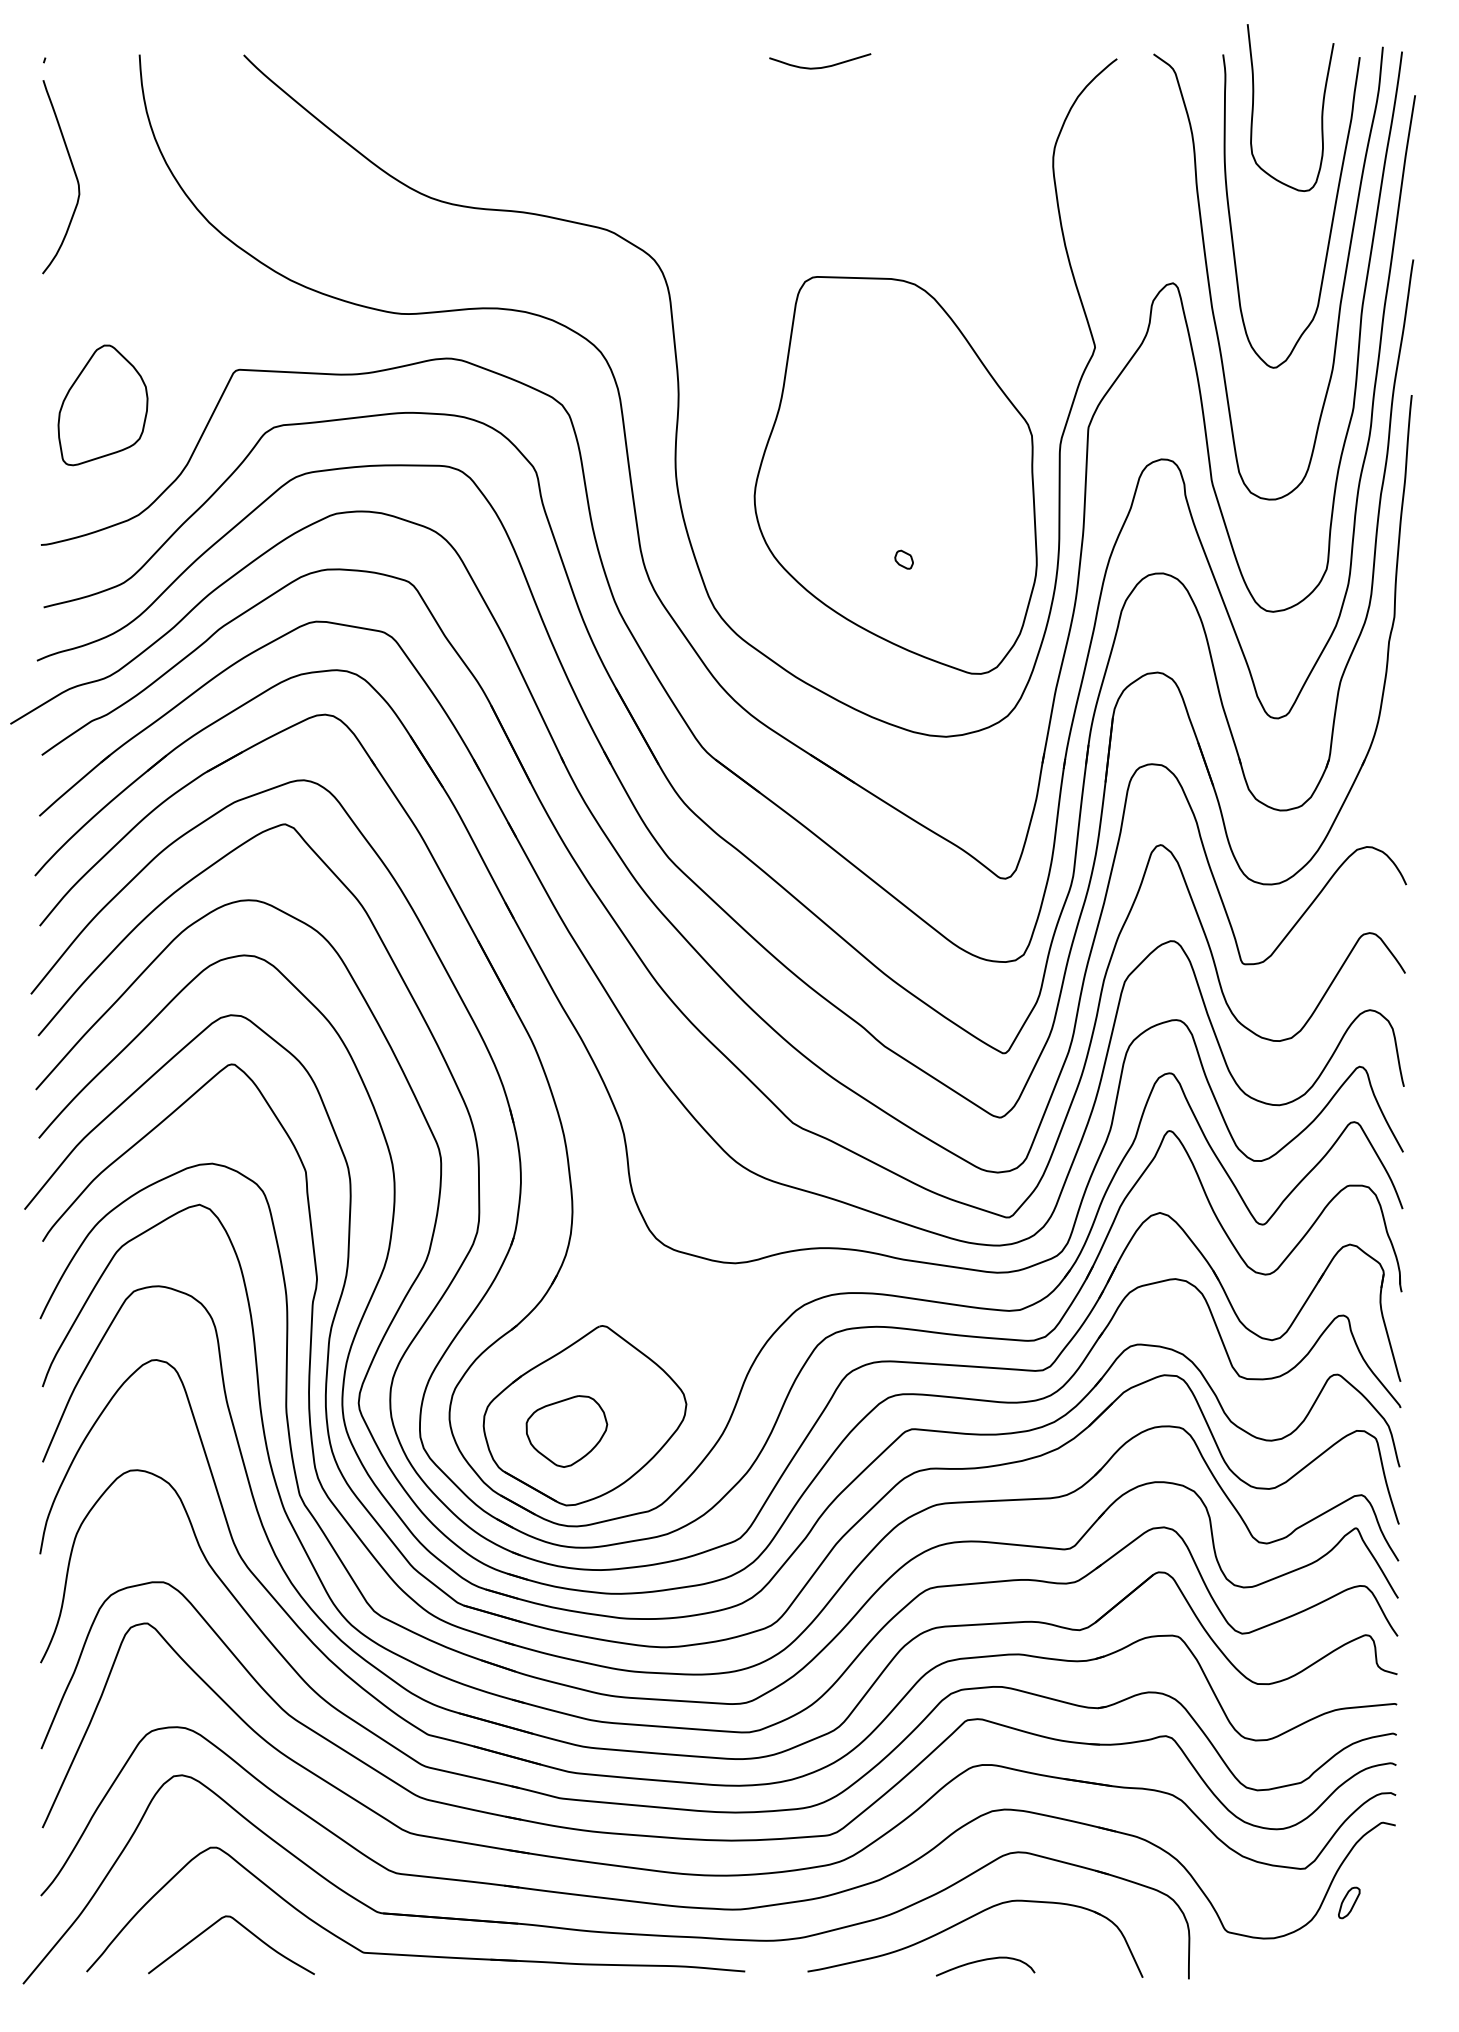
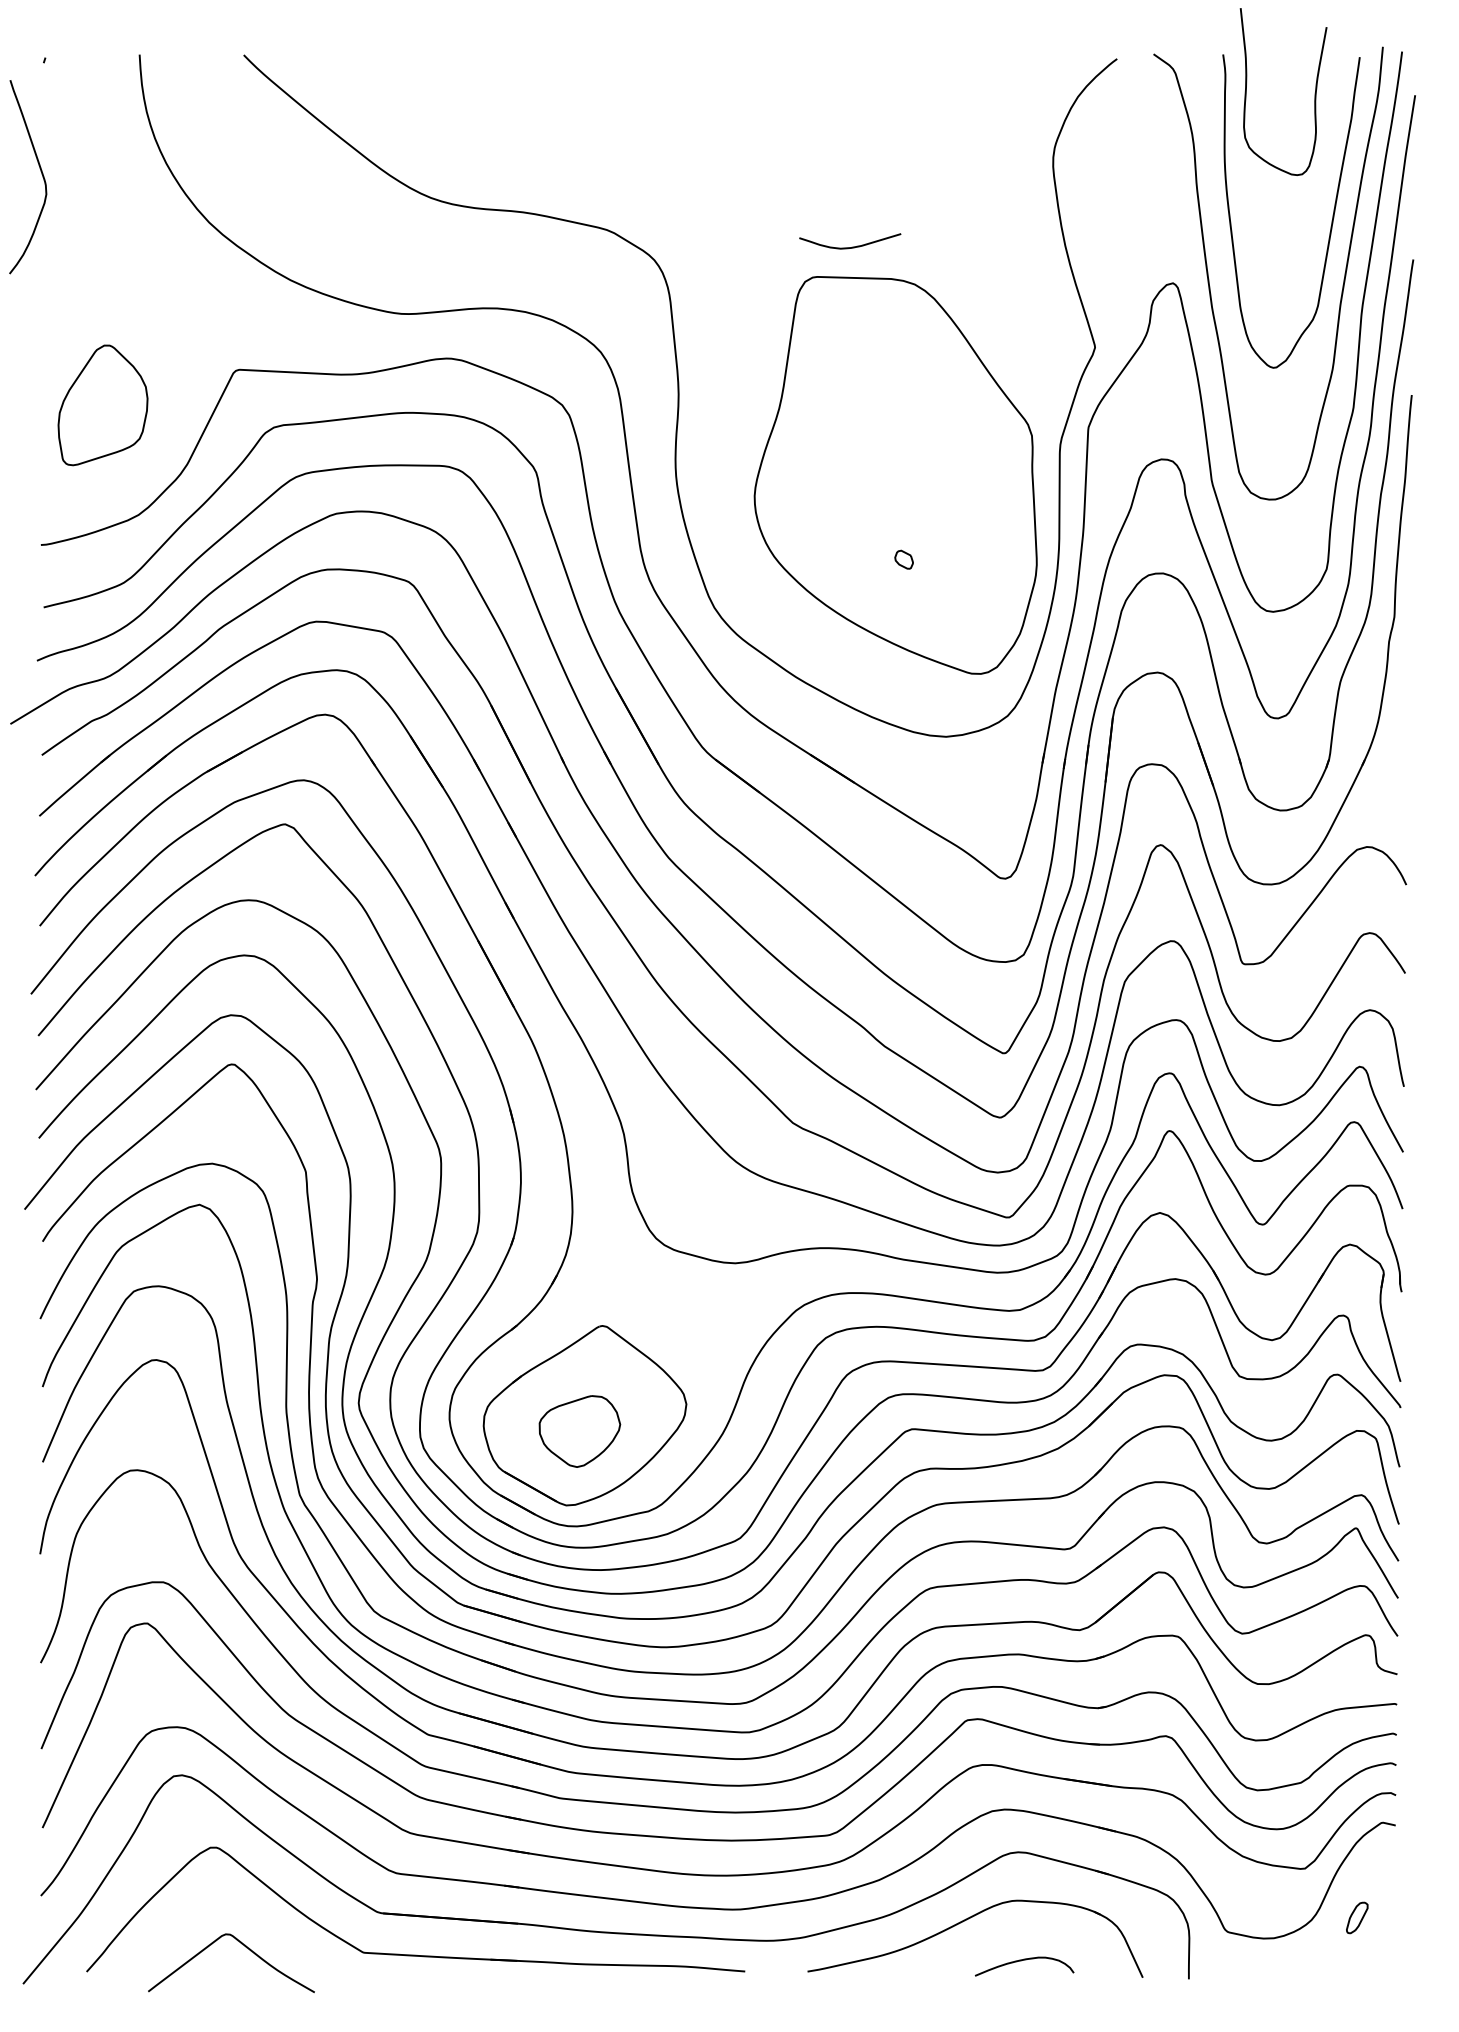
curve position: (822, 66) -> (852, 246) (852, 246)
curve position: (1321, 109) -> (1314, 93) (1314, 93)
curve position: (74, 174) -> (41, 174) (41, 174)
part position: (566, 1431) -> (579, 1431) (579, 1431)
part position: (1349, 1902) -> (1357, 1917) (1357, 1917)
curve position: (246, 1930) -> (246, 1948) (246, 1948)
curve position: (982, 1961) -> (1021, 1961) (1021, 1961)
